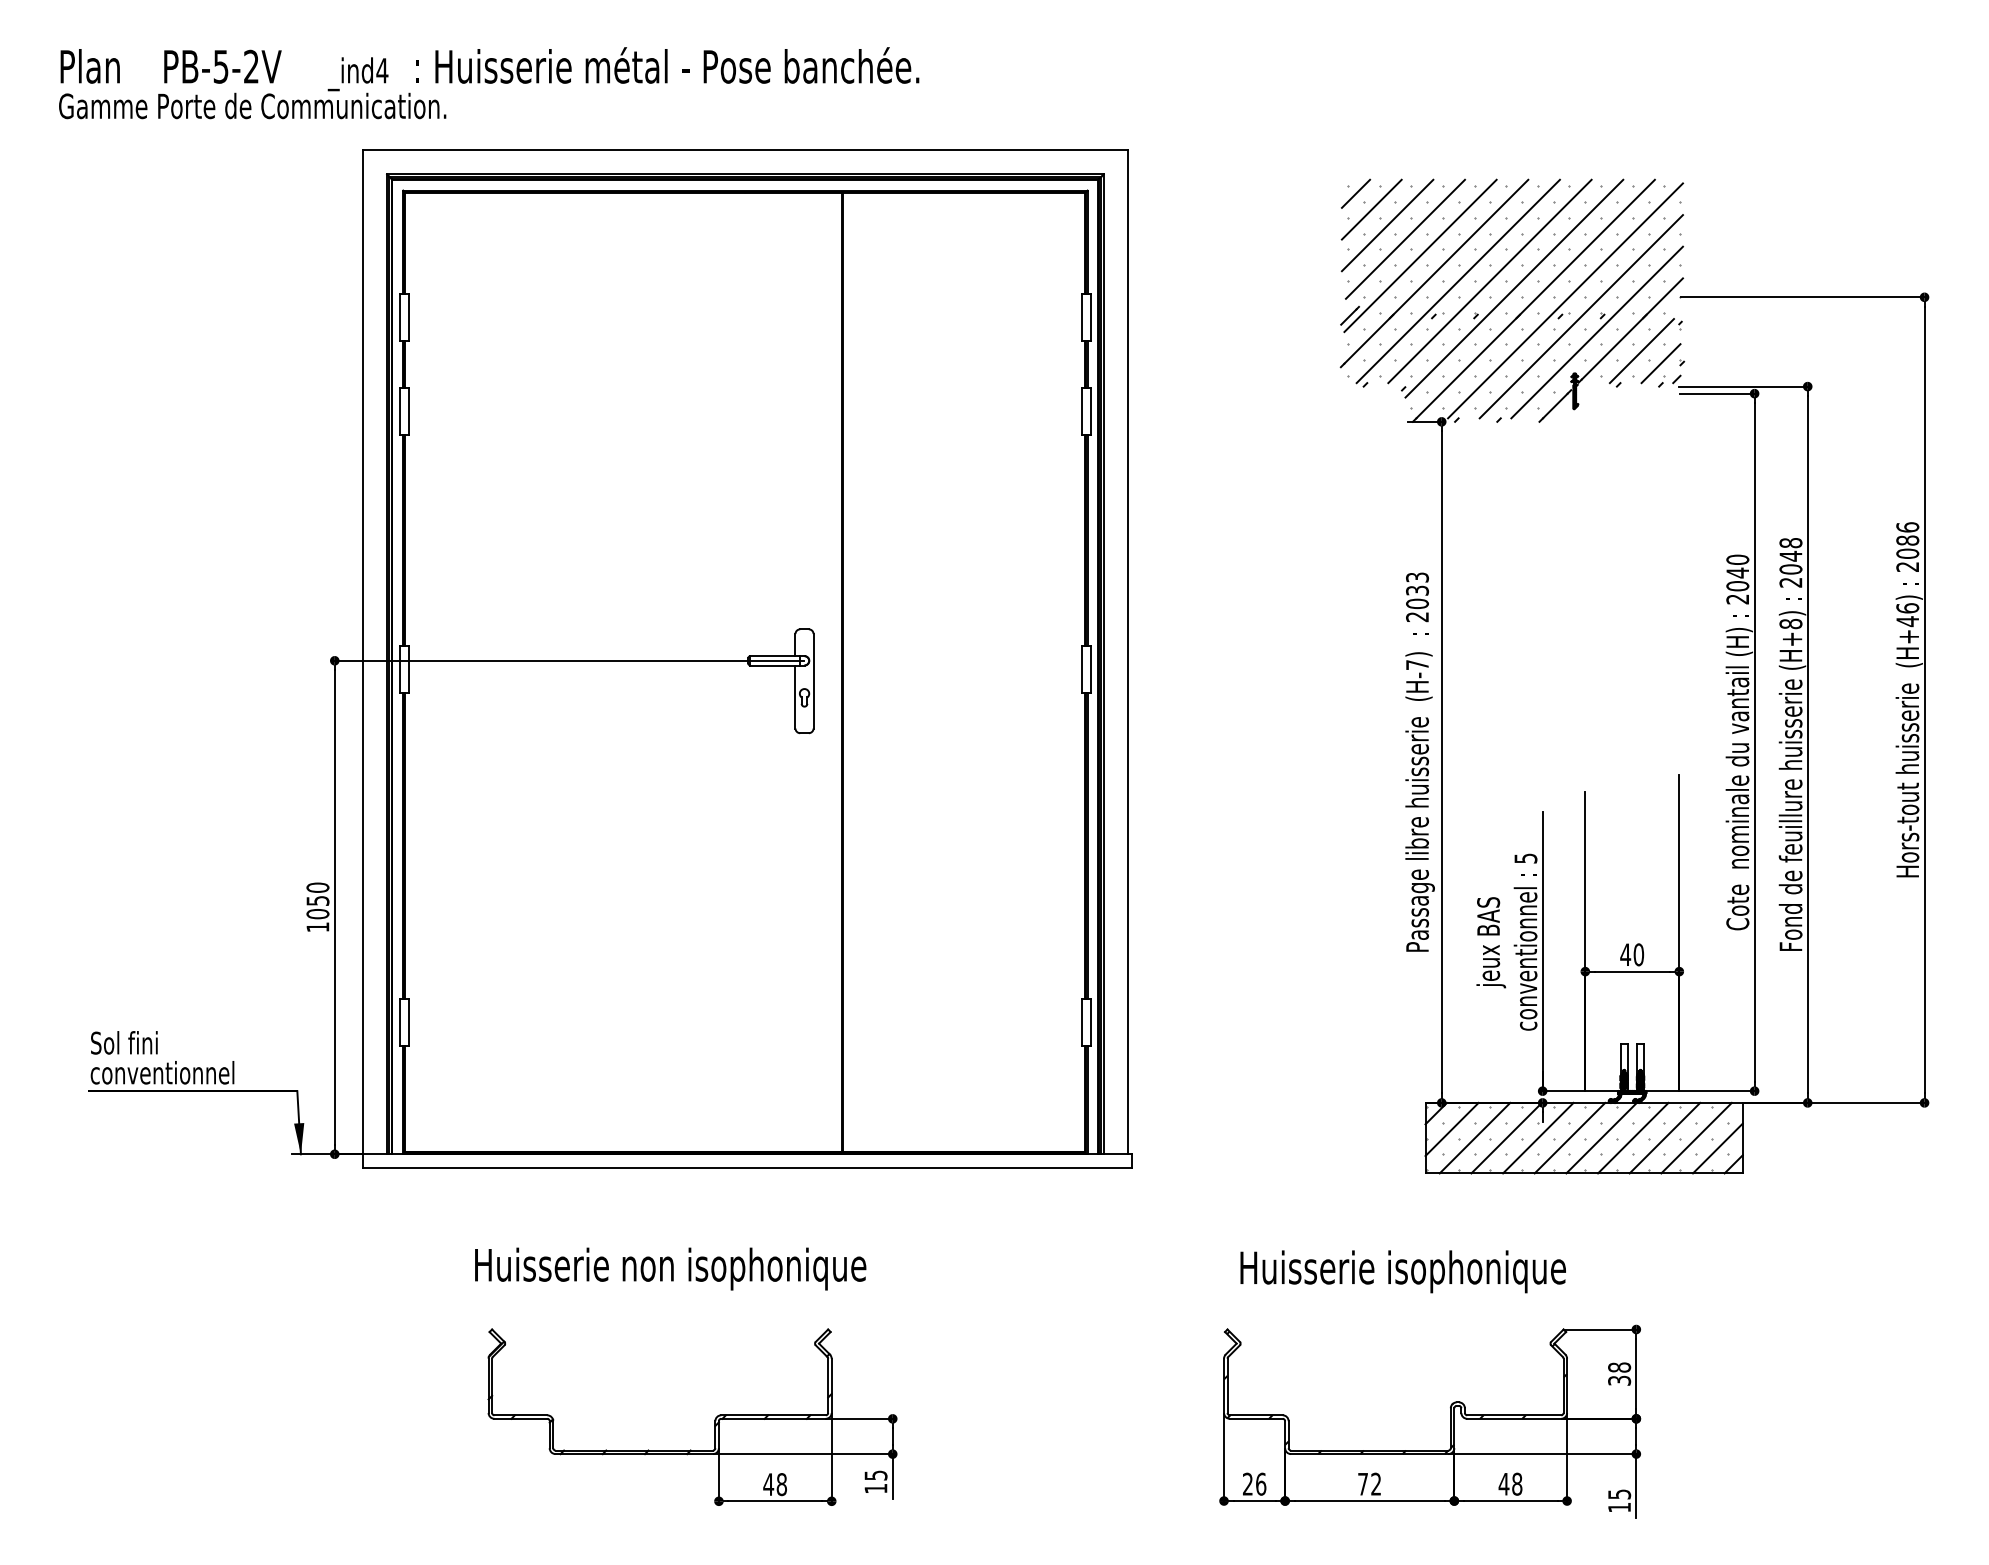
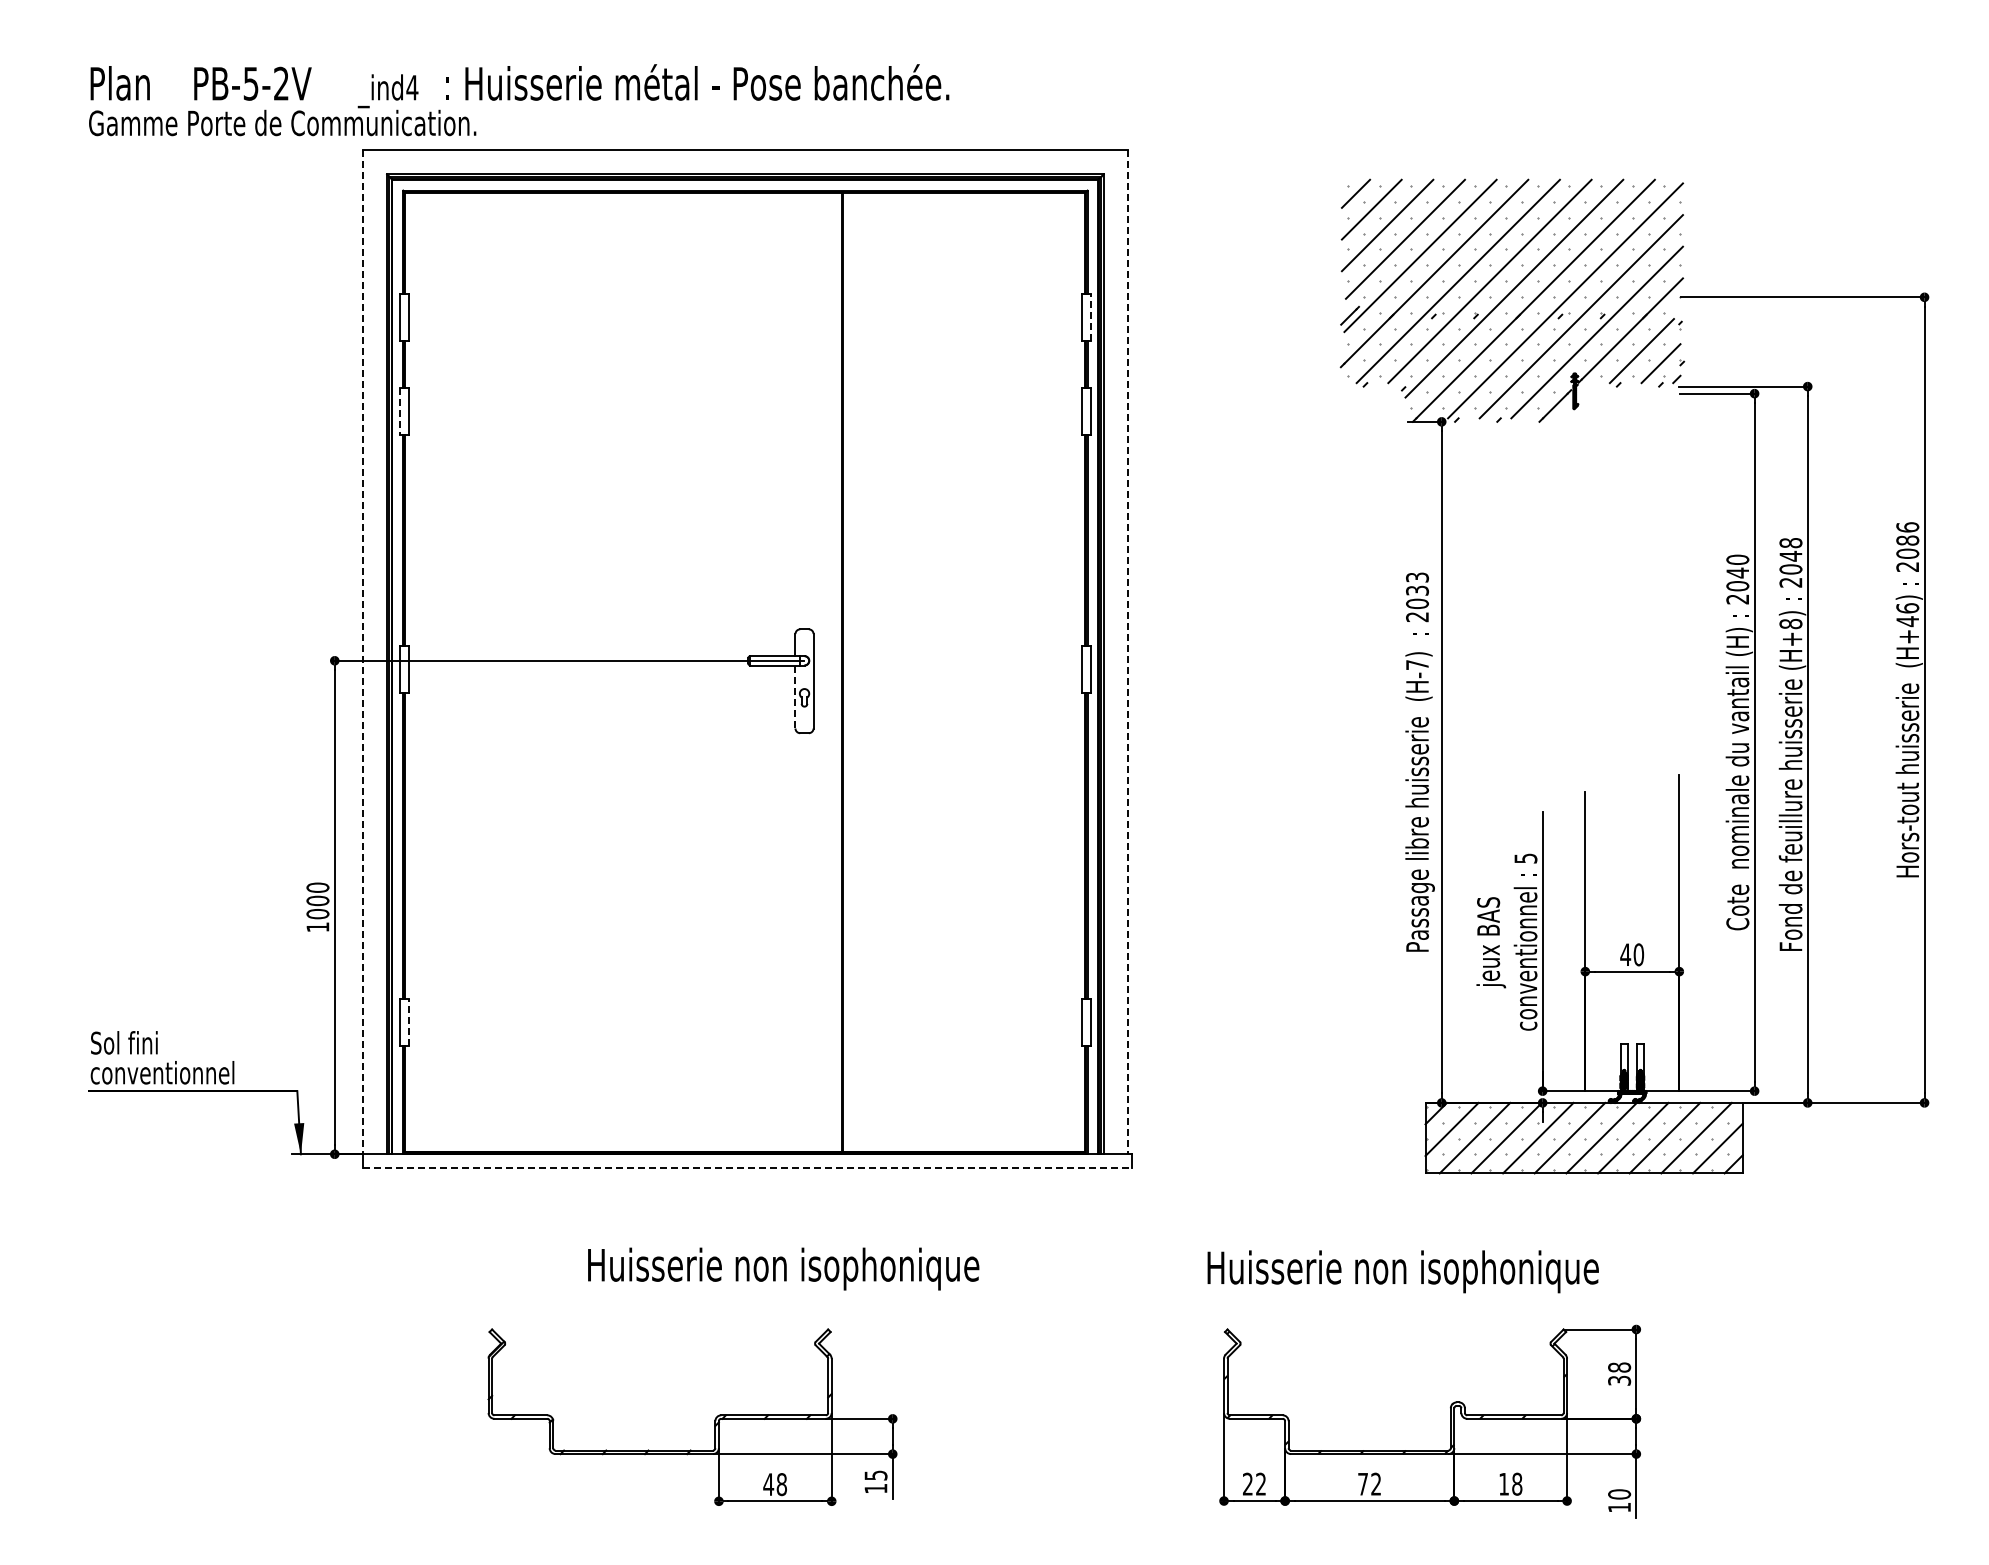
text position: (489, 83) -> (519, 100) (519, 100)
line: solid -> dashed (1091, 316)
line: solid -> dashed (399, 411)
line: solid -> dashed (363, 652)
line: solid -> dashed (1127, 652)
line: solid -> dashed (795, 697)
text: 1050 -> 1000 (317, 900)
line: solid -> dashed (409, 1021)
line: solid -> dashed (747, 1168)
text position: (670, 1268) -> (783, 1268) (783, 1268)
text: Huisserie isophonique -> Huisserie non isophonique (1402, 1271)
text: 26 -> 22 (1261, 1483)
text: 48 -> 18 (1503, 1484)
text: 15 -> 10 (1619, 1494)
